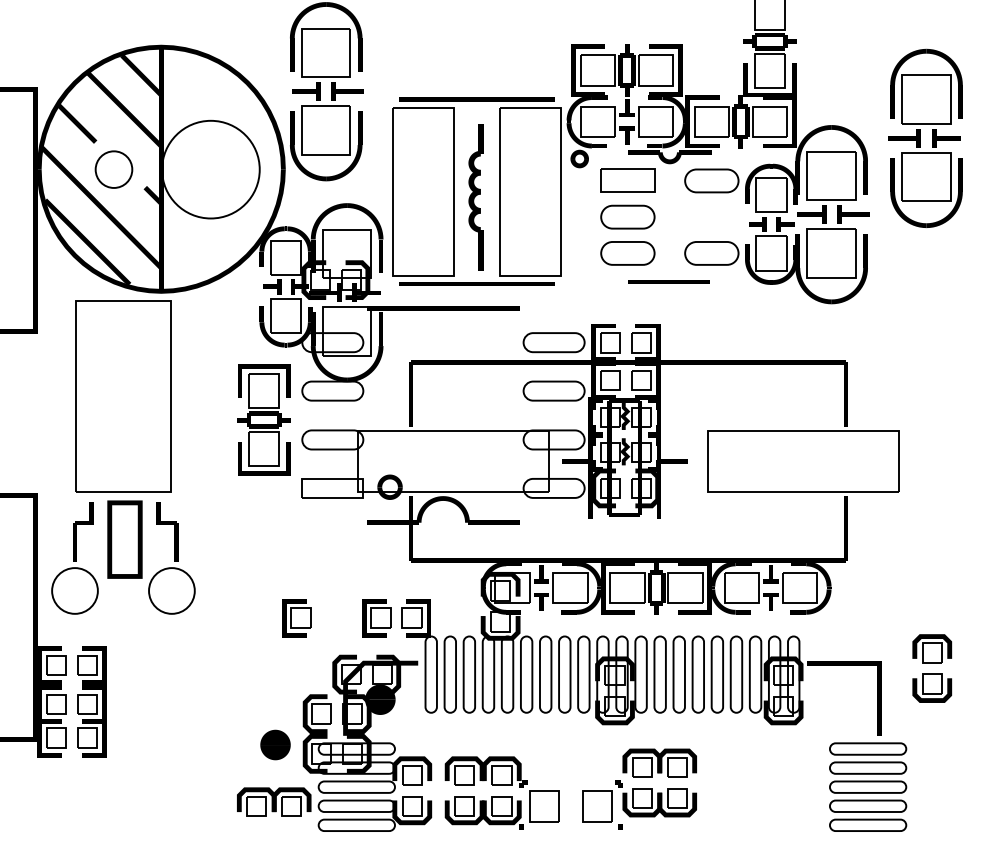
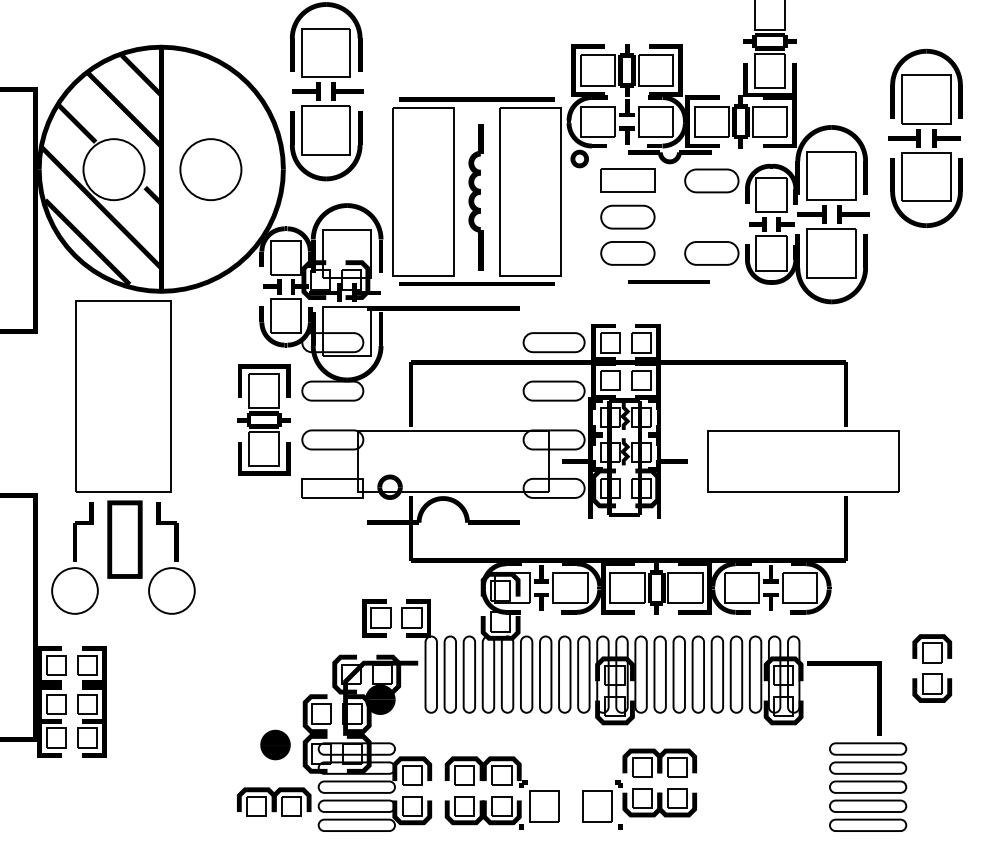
circle diameter: 37 px -> 61 px (113, 169)
circle diameter: 98 px -> 61 px (210, 169)
part: present -> none (296, 618)
